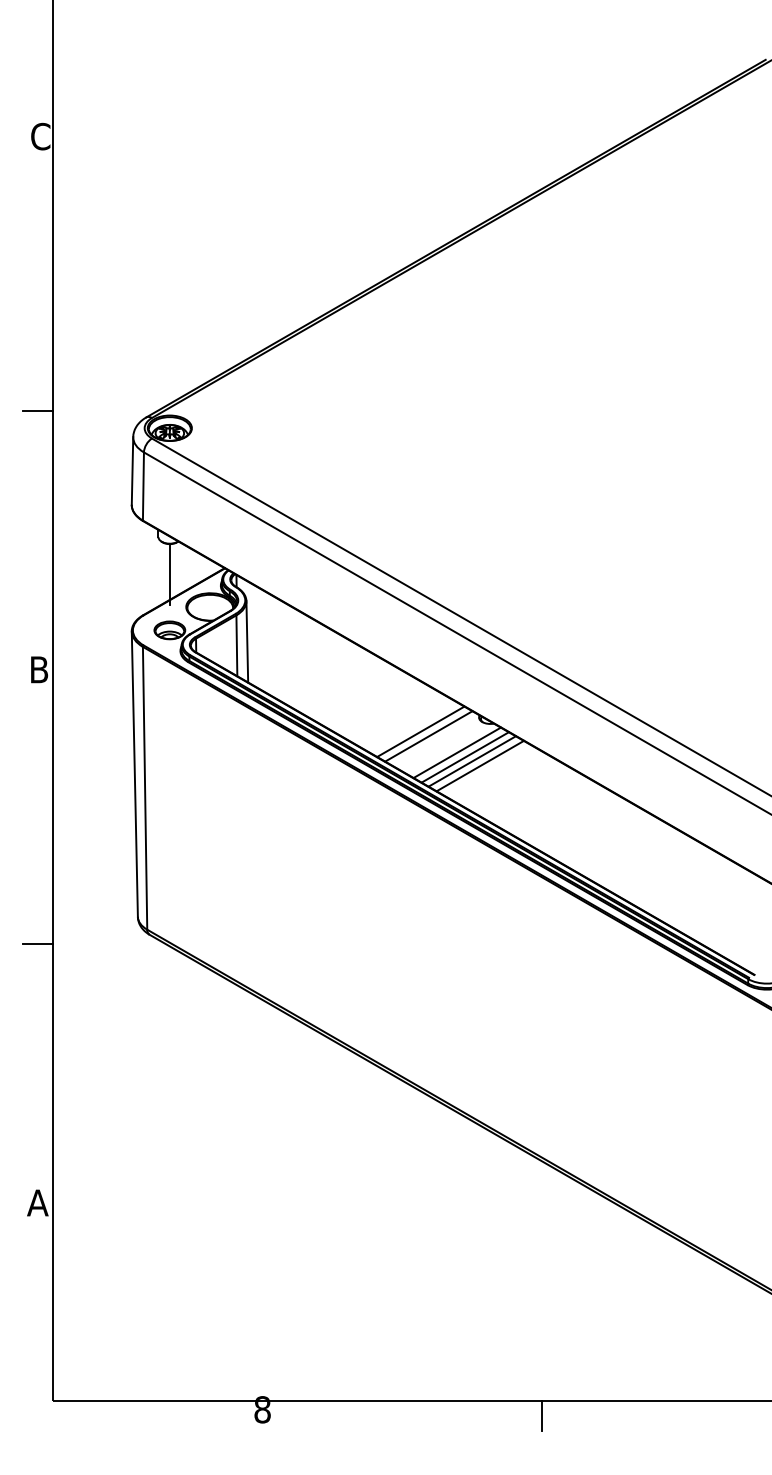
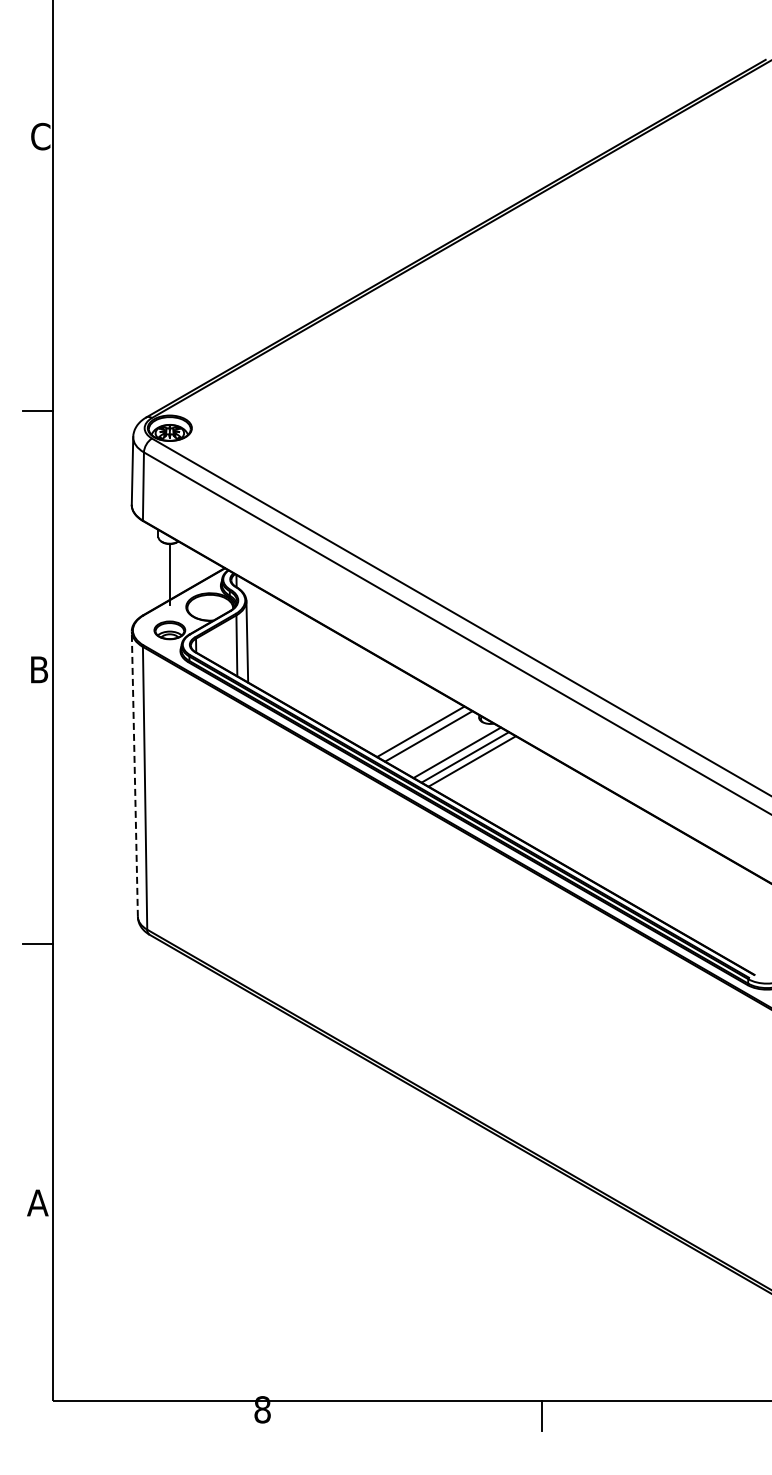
line: present -> none (479, 765)
line: solid -> dashed (134, 774)
